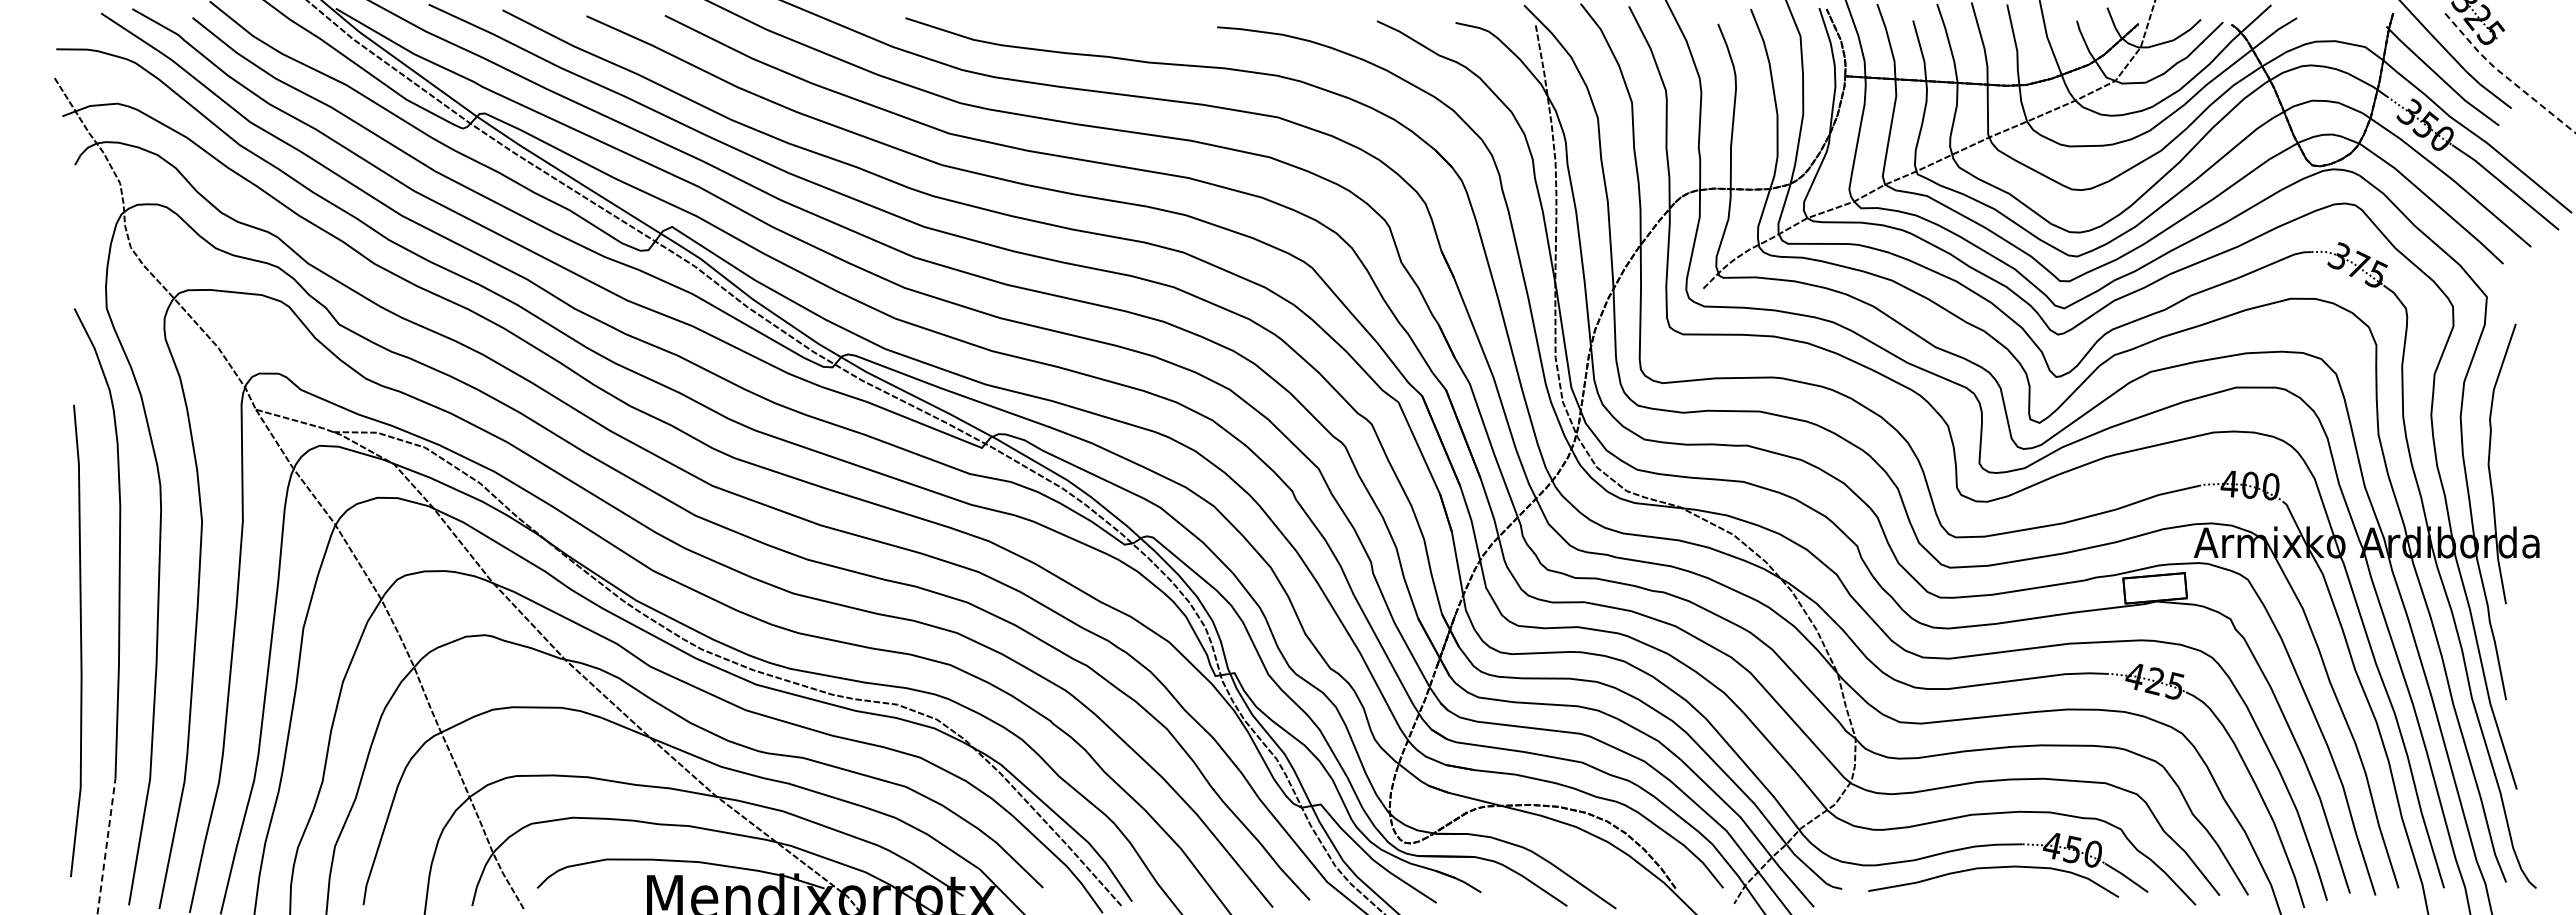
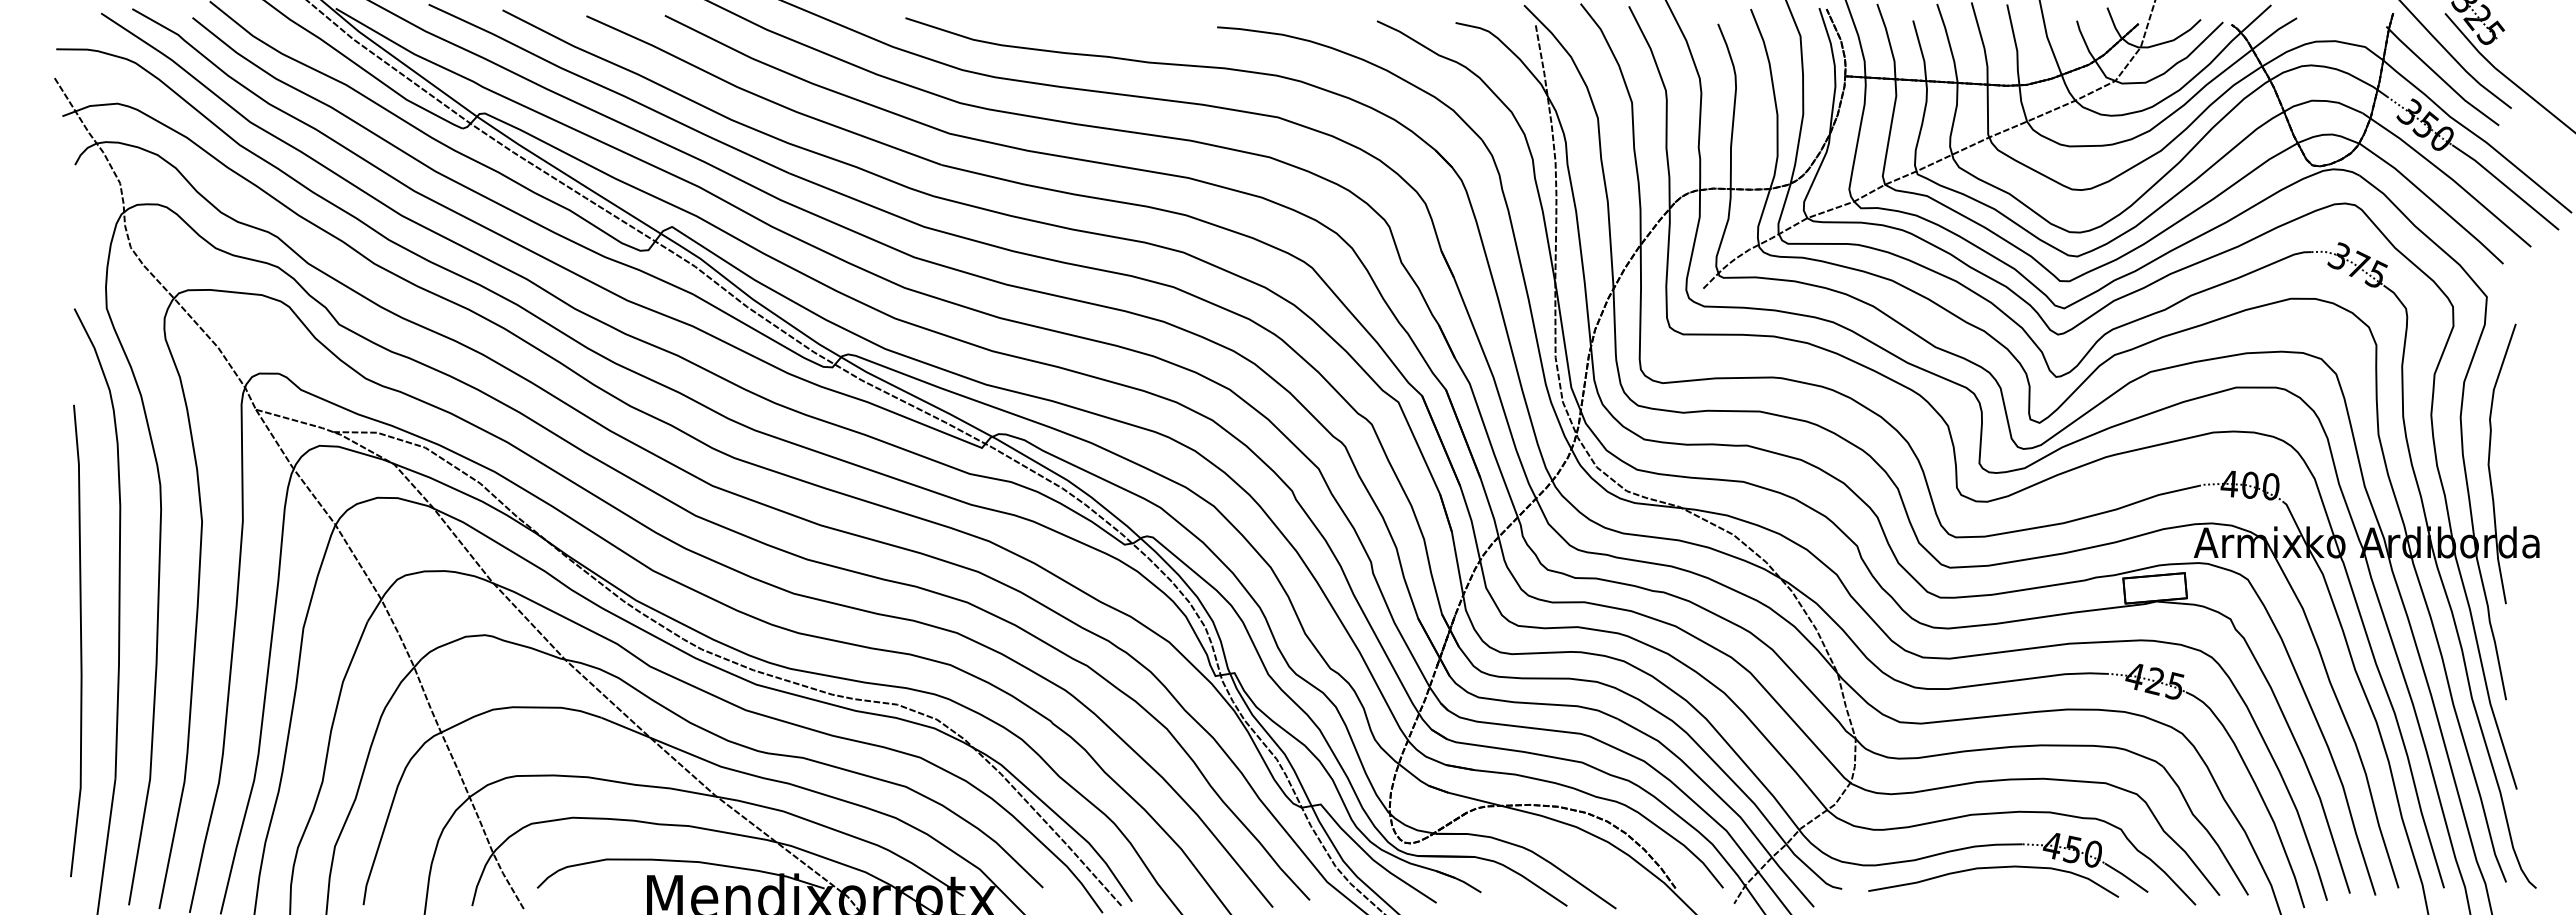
line: dashed -> solid (2505, 76)
line: dashed -> solid (106, 846)
